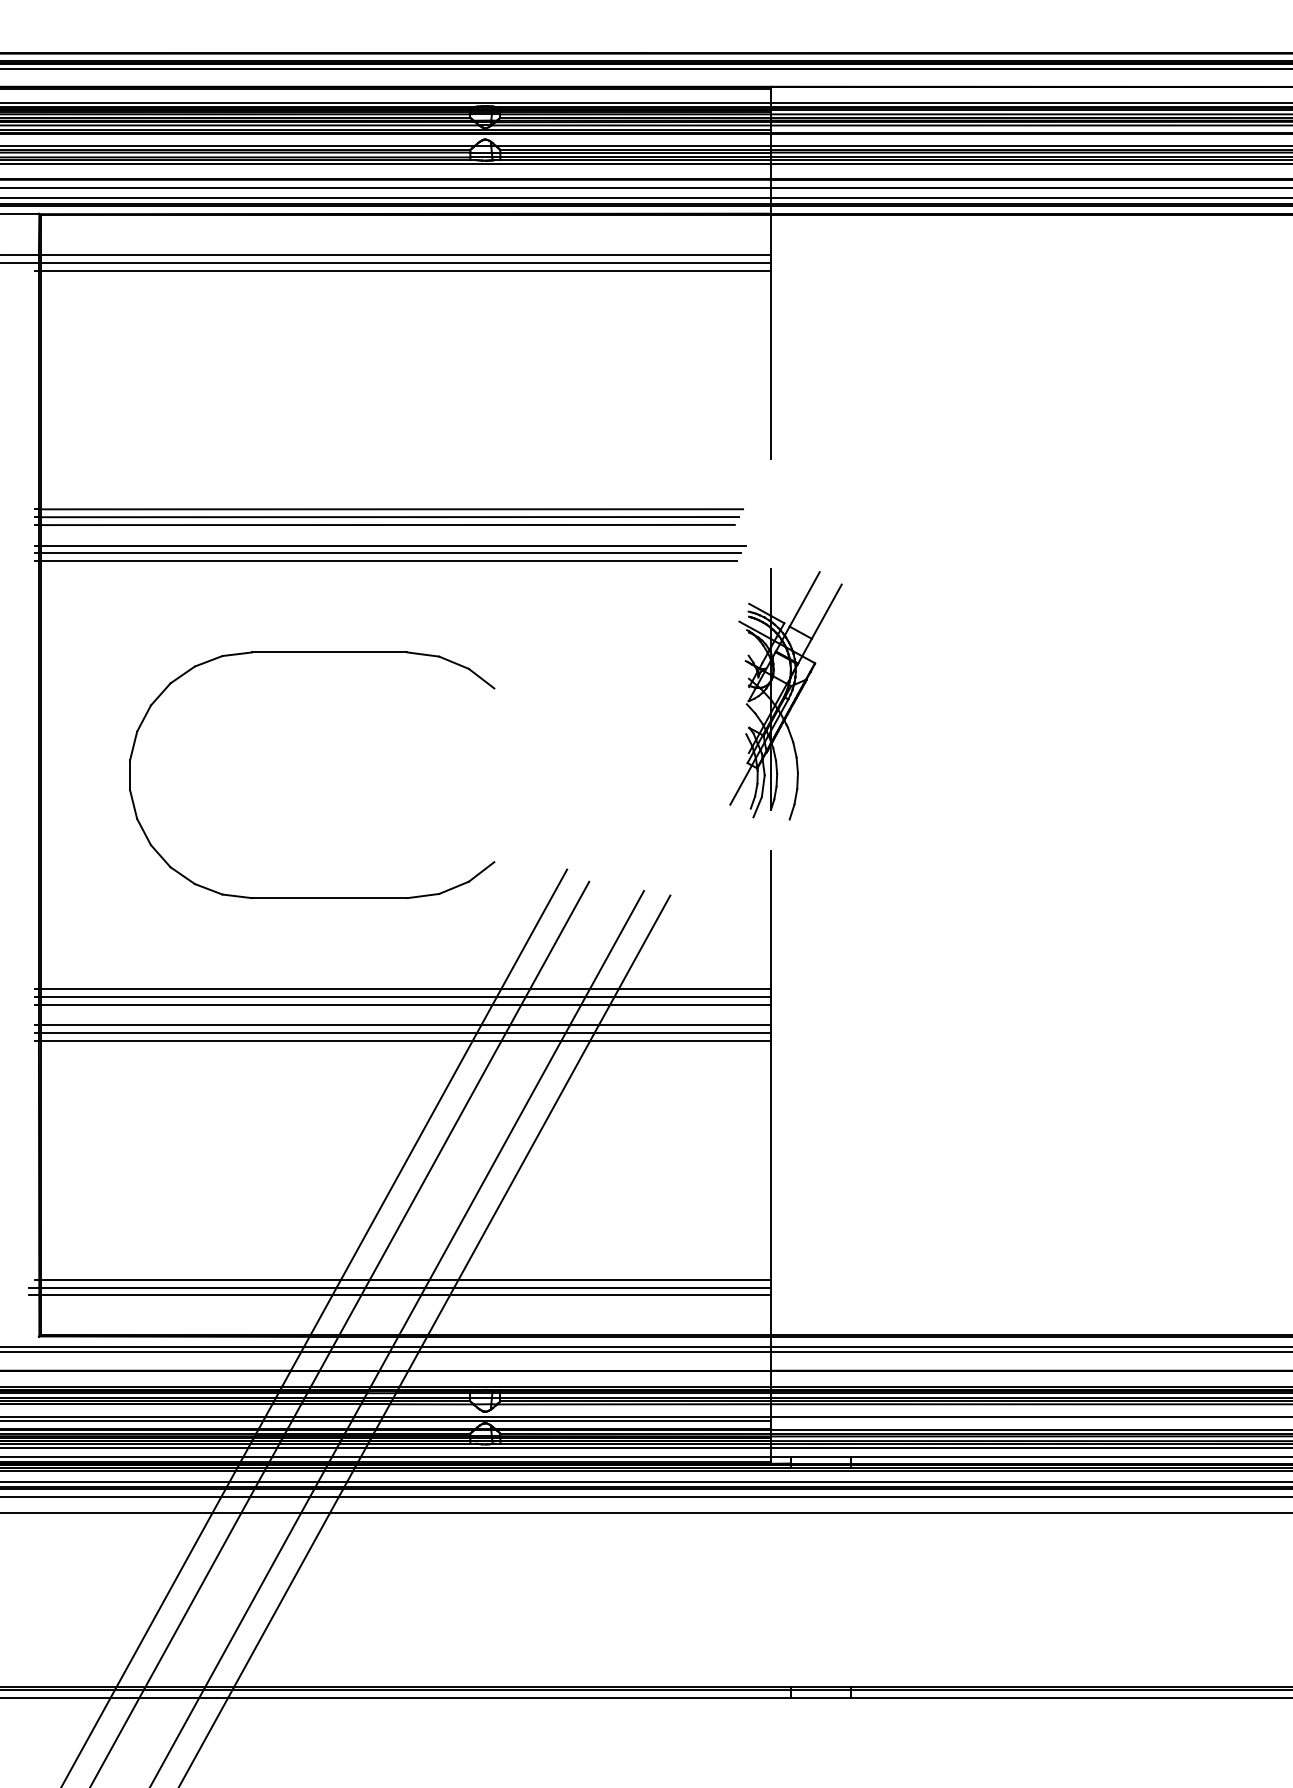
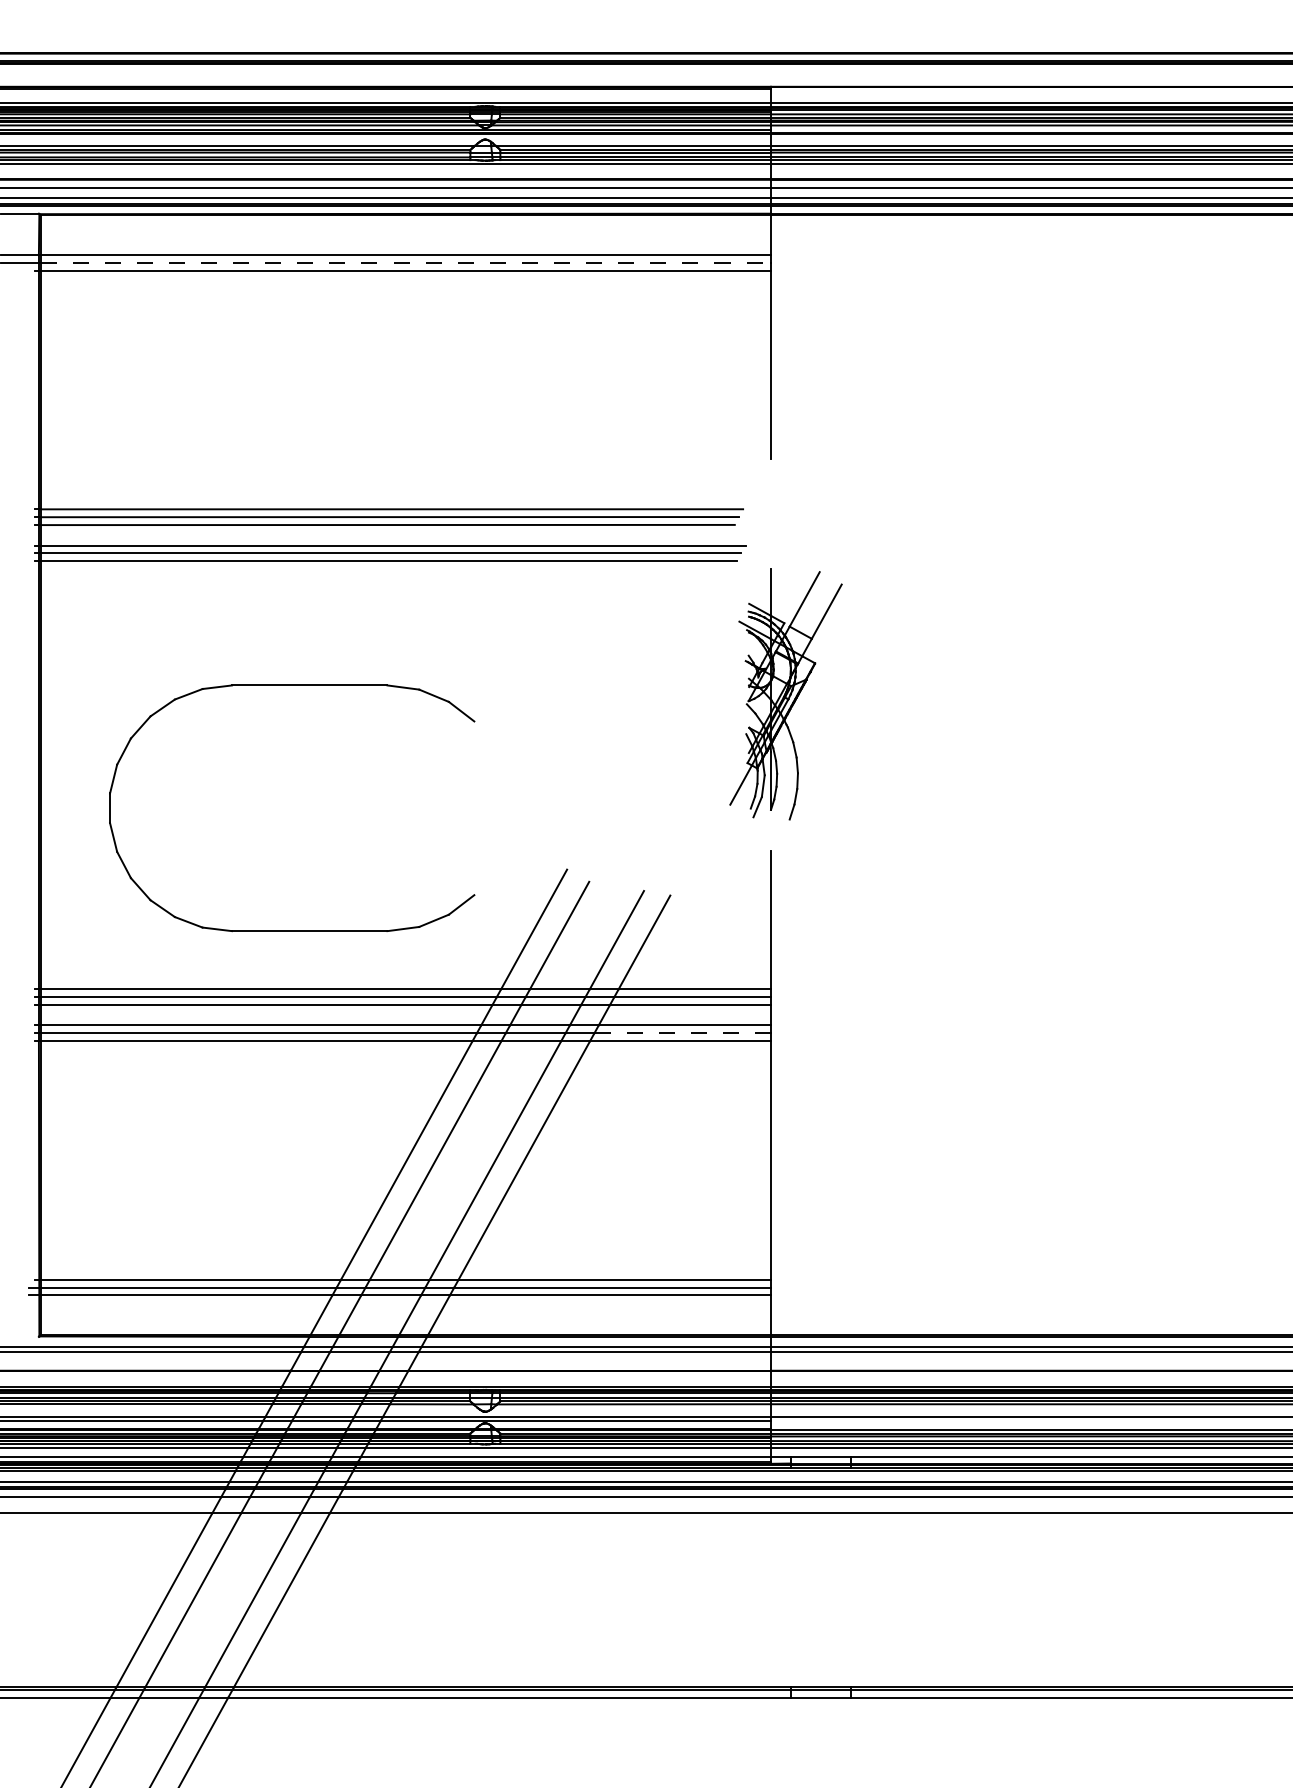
line: present -> none (645, 68)
line: solid -> dashed (406, 262)
part position: (312, 897) -> (292, 930) (292, 930)
line: solid -> dashed (682, 1033)
